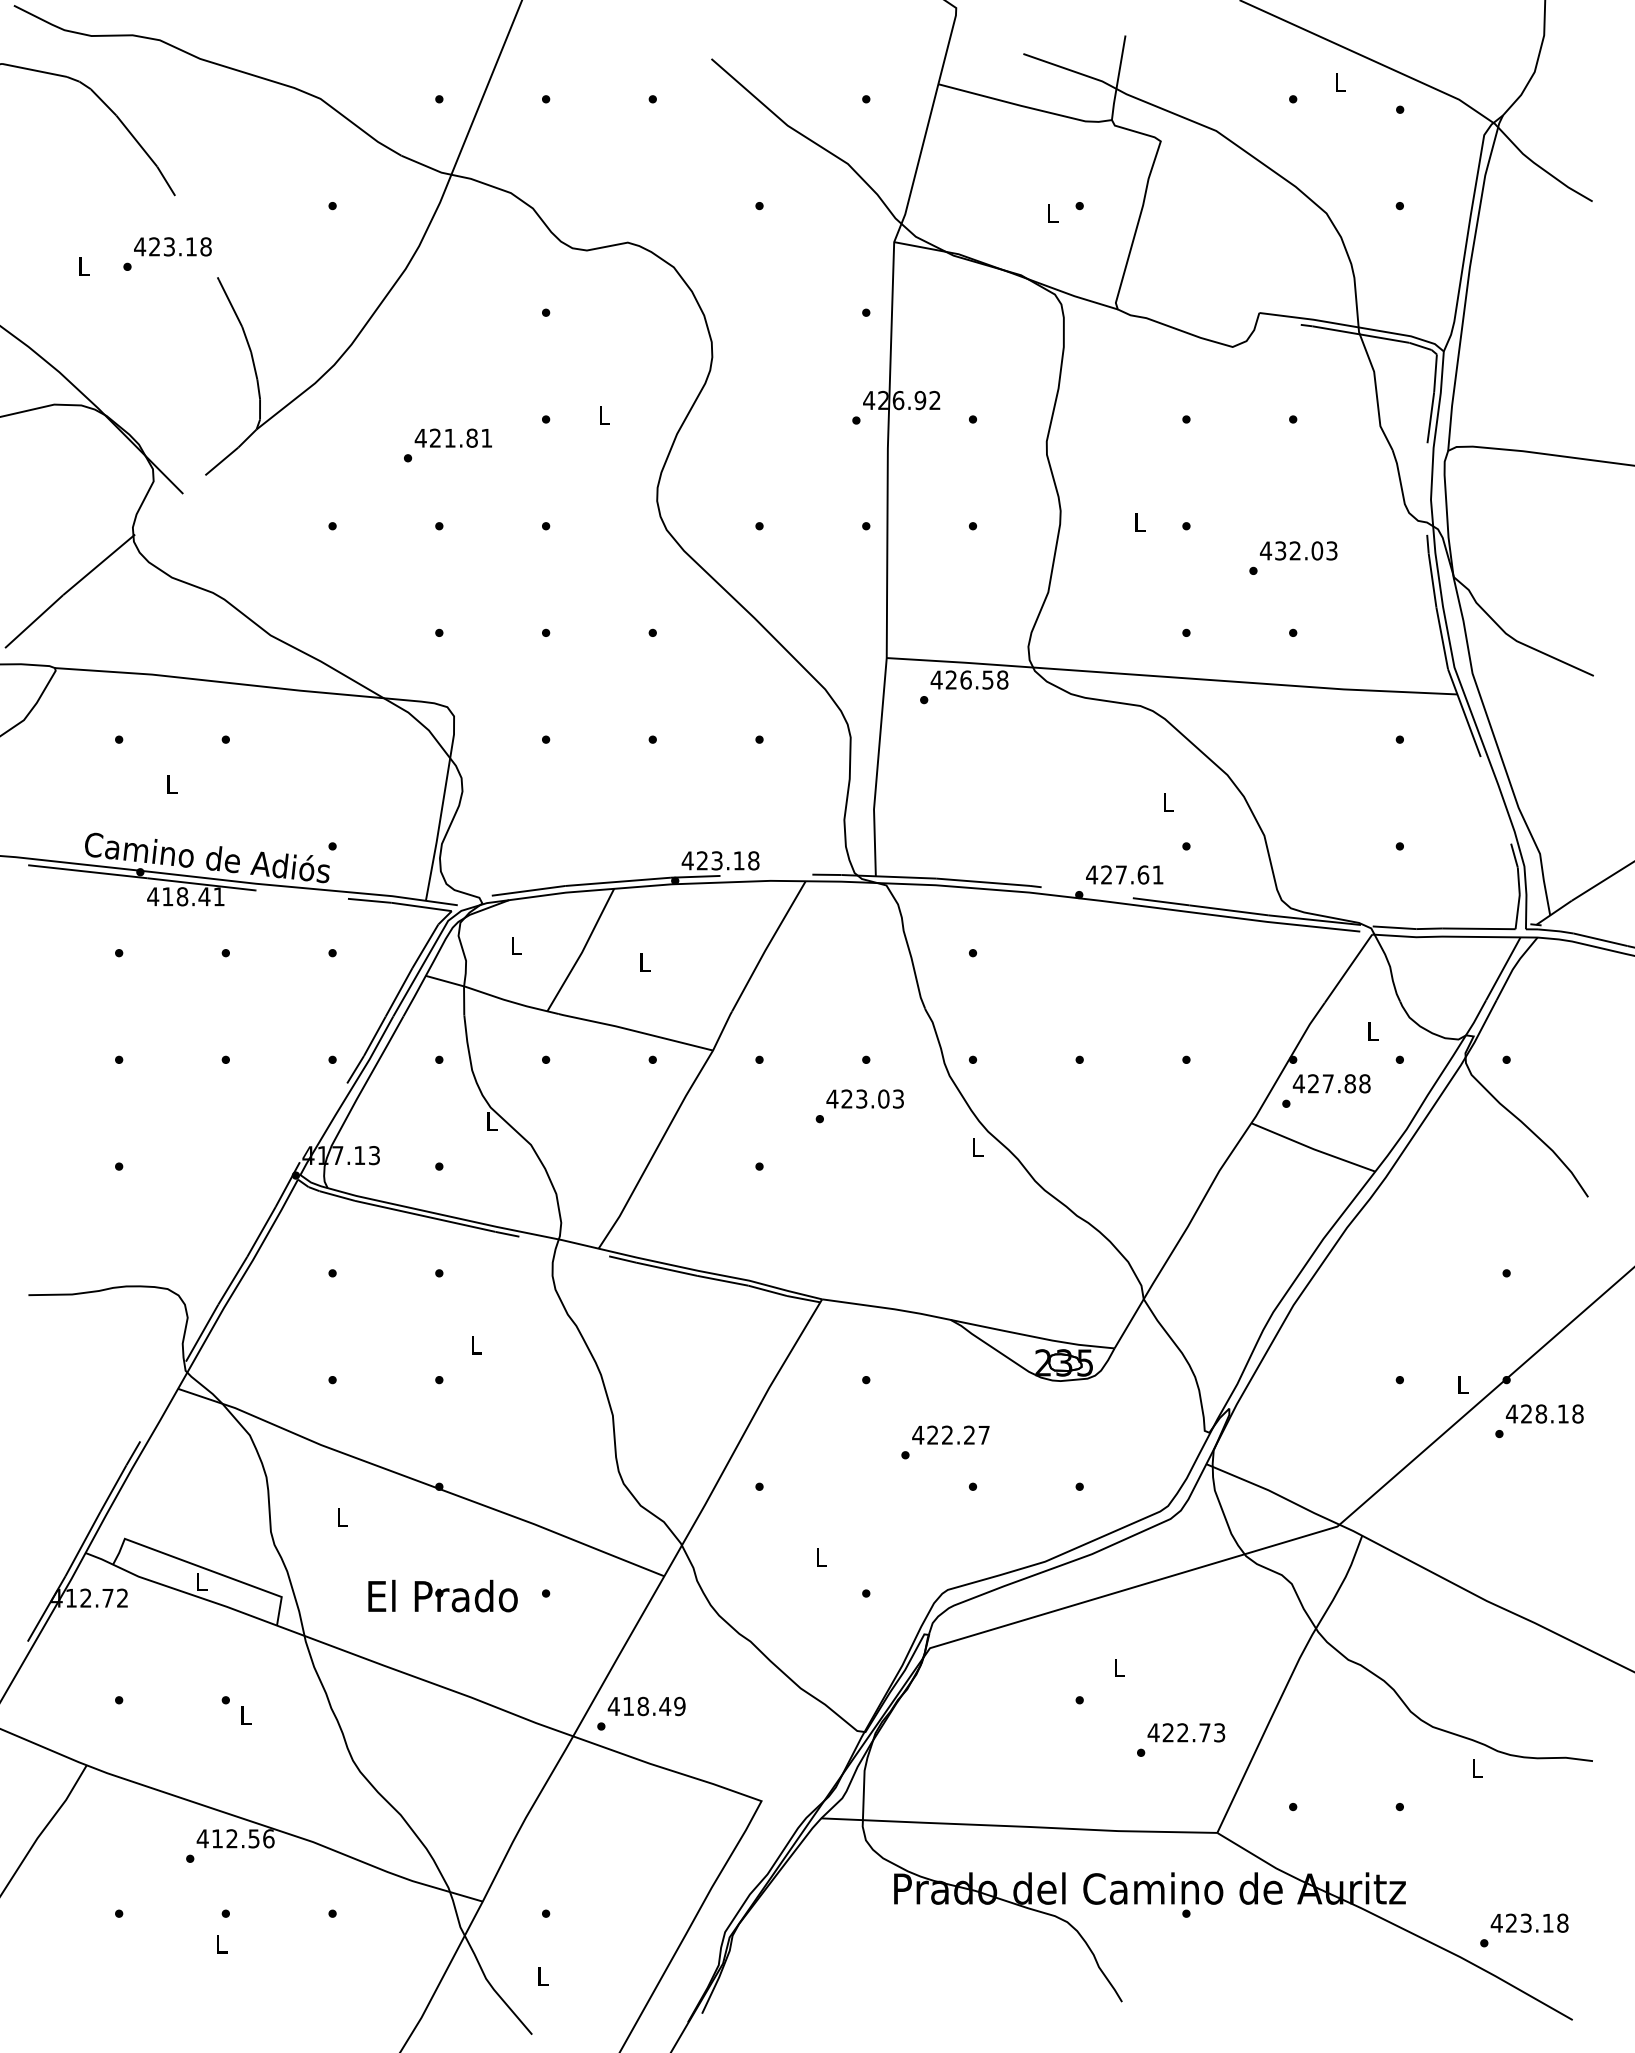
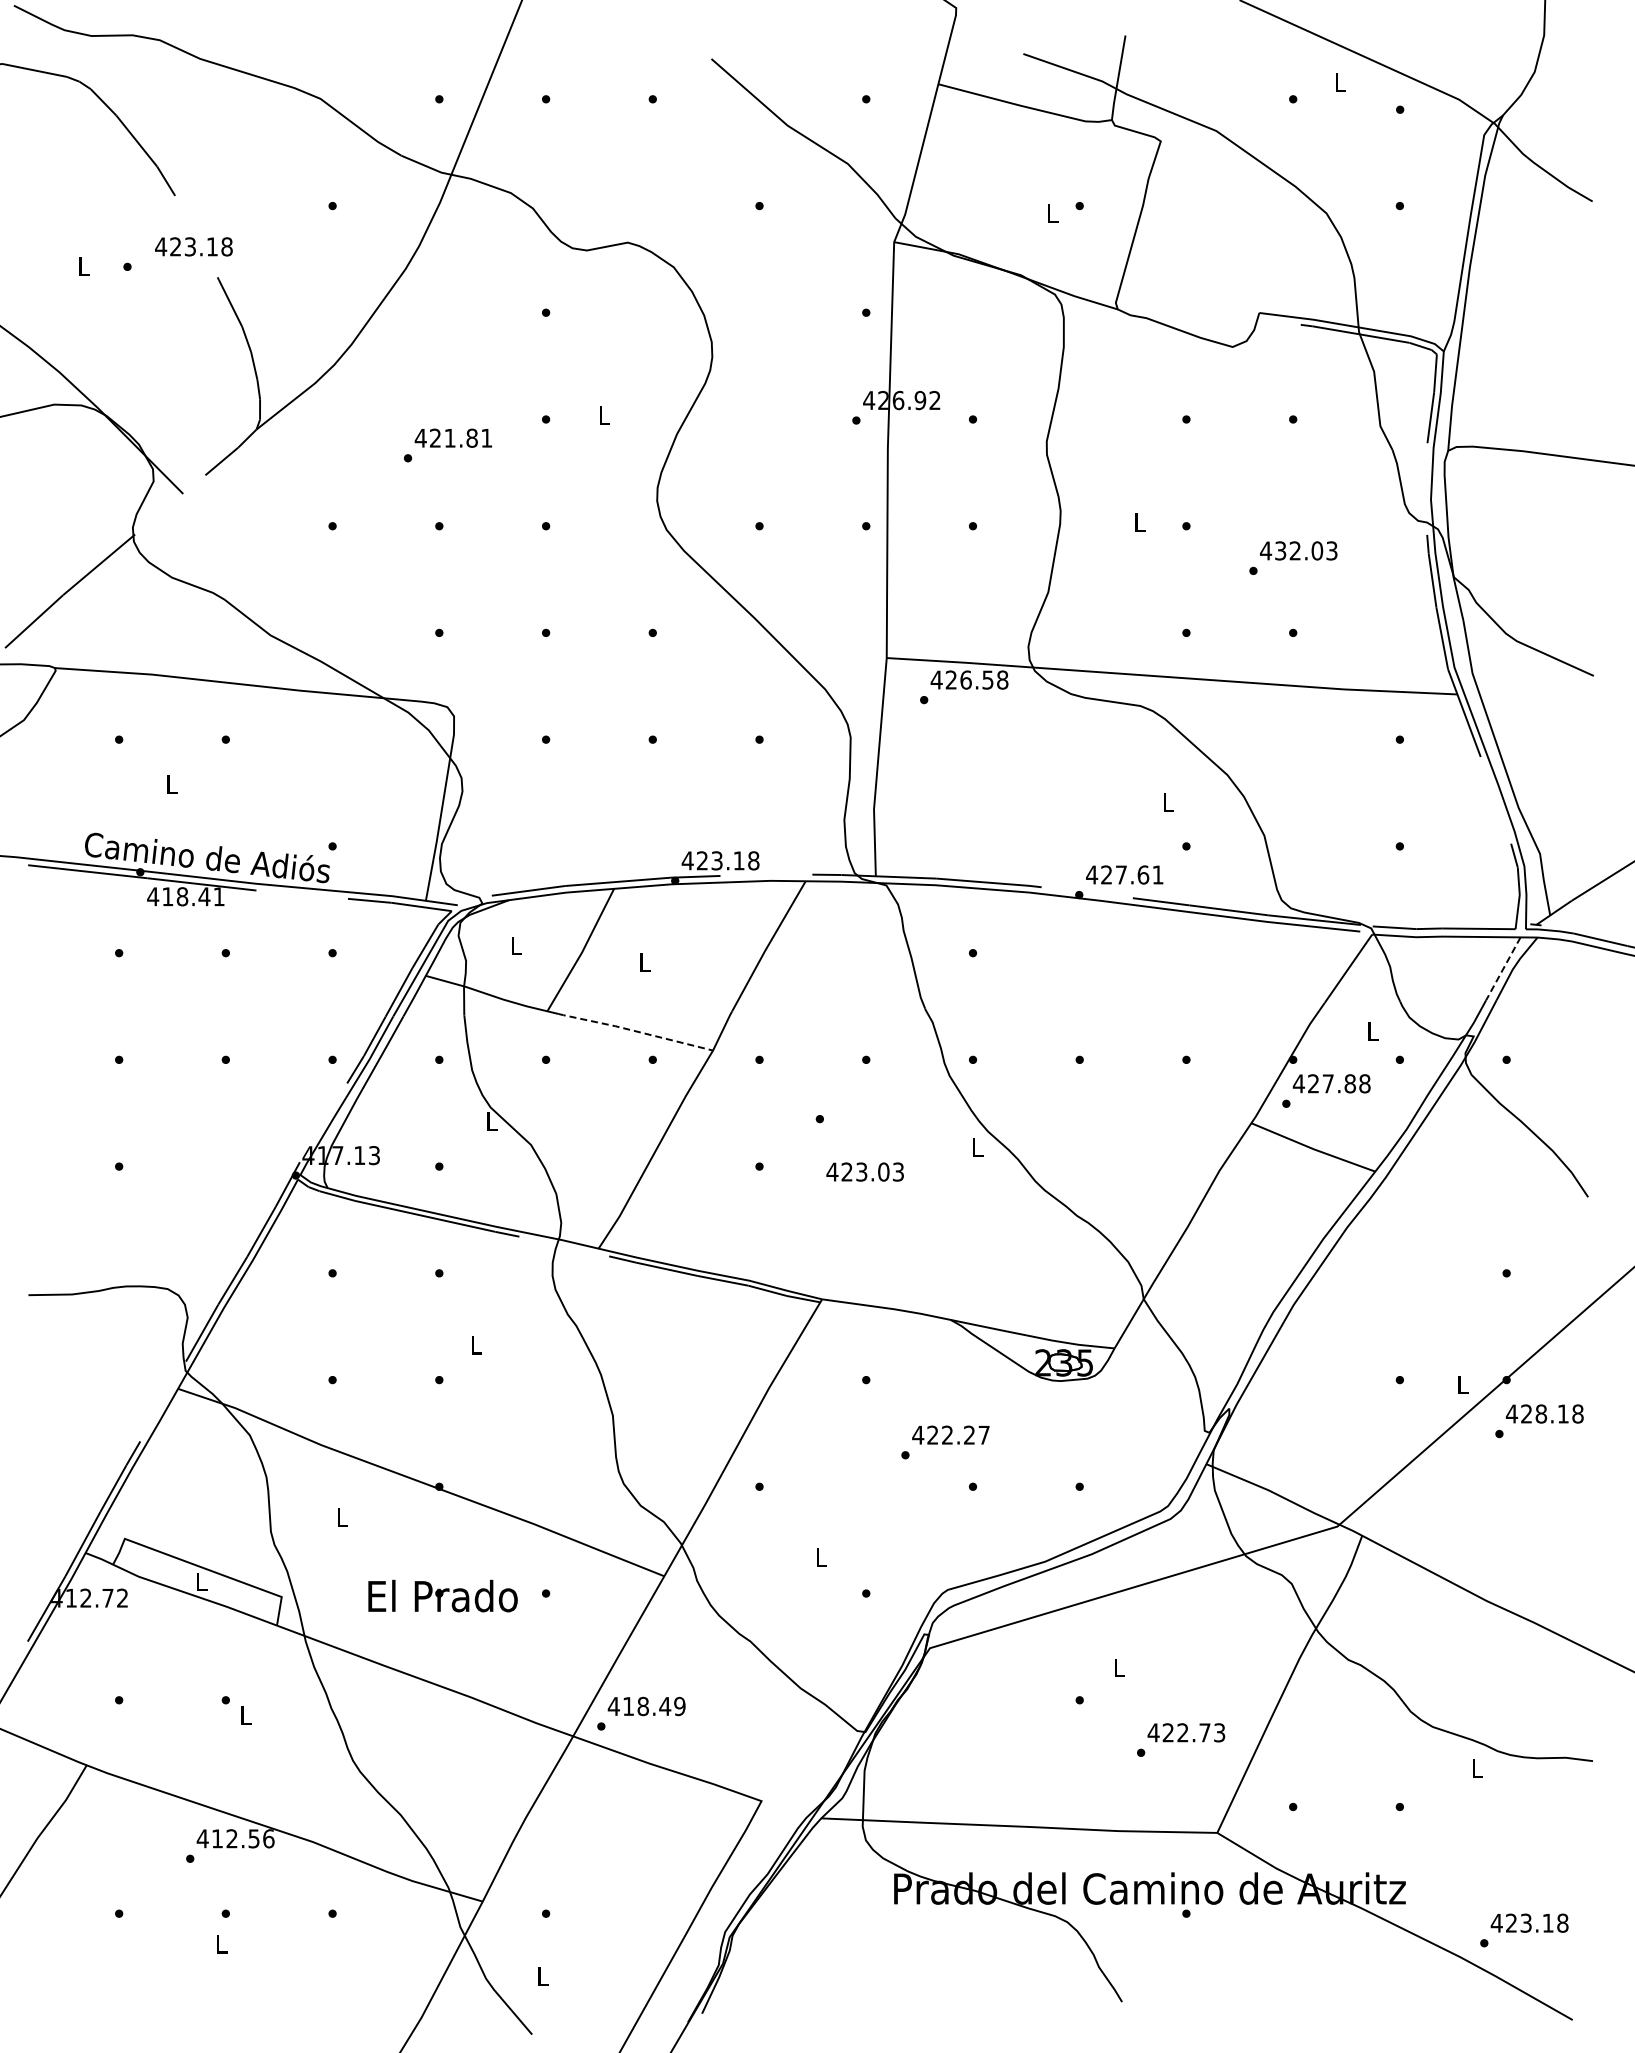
text position: (172, 246) -> (193, 246) (193, 246)
line: solid -> dashed (1503, 968)
line: solid -> dashed (635, 1031)
text position: (864, 1098) -> (864, 1171) (864, 1171)
